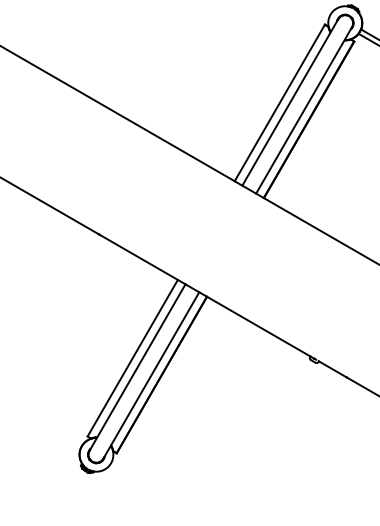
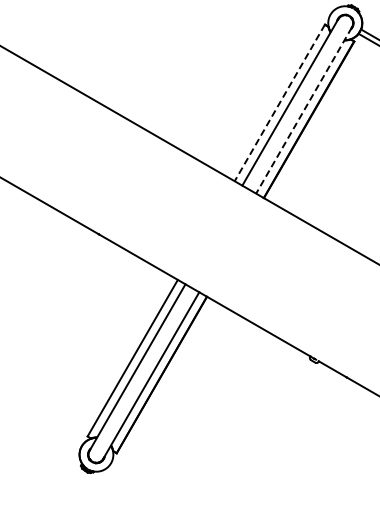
line: solid -> dashed (279, 103)
line: solid -> dashed (303, 110)
